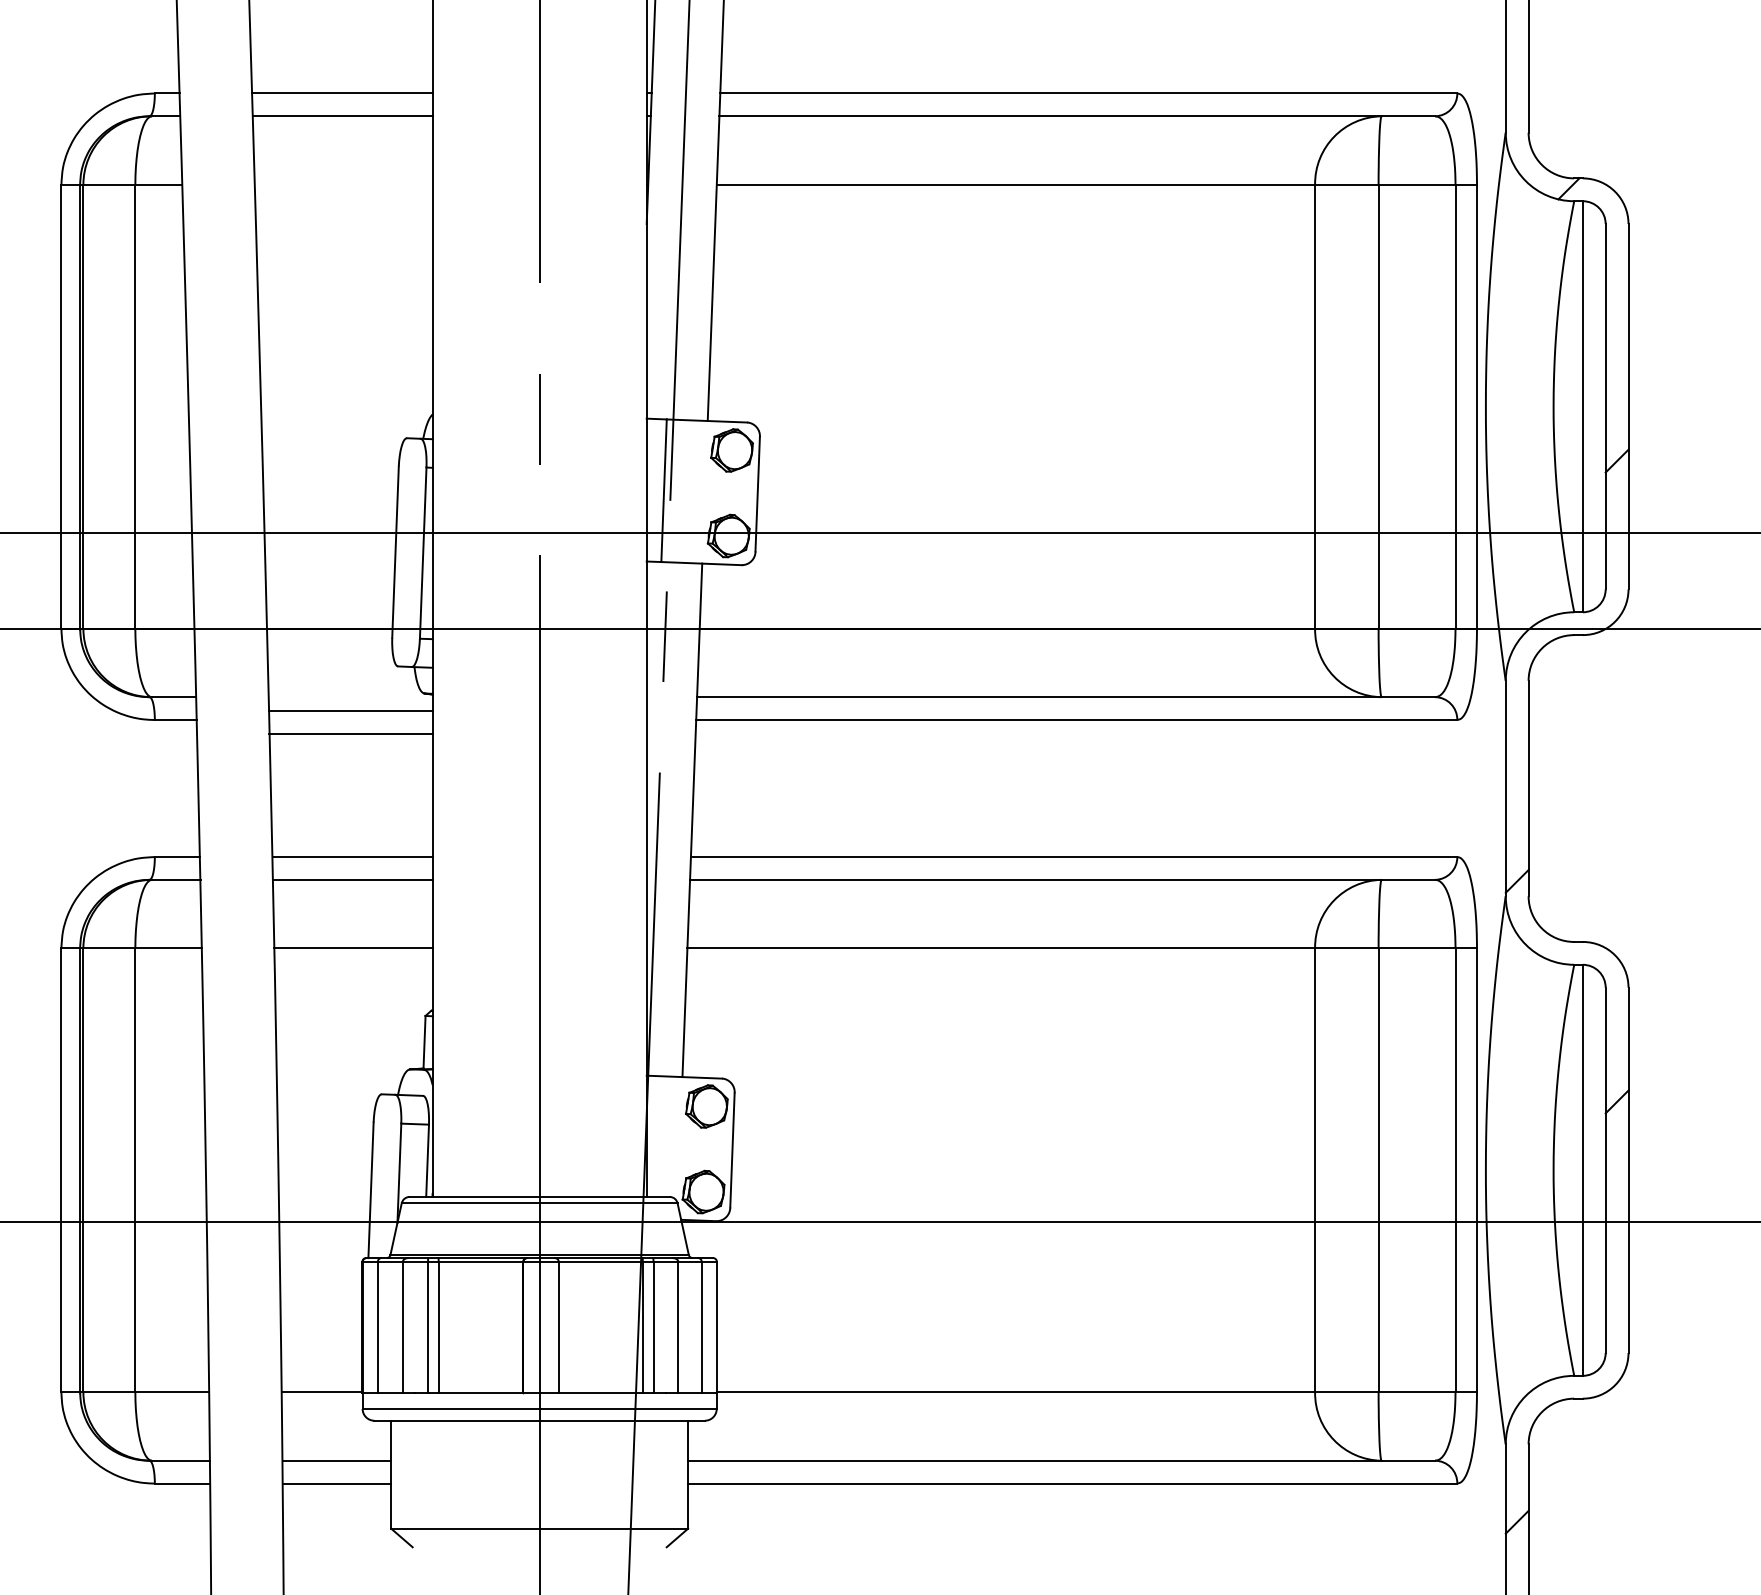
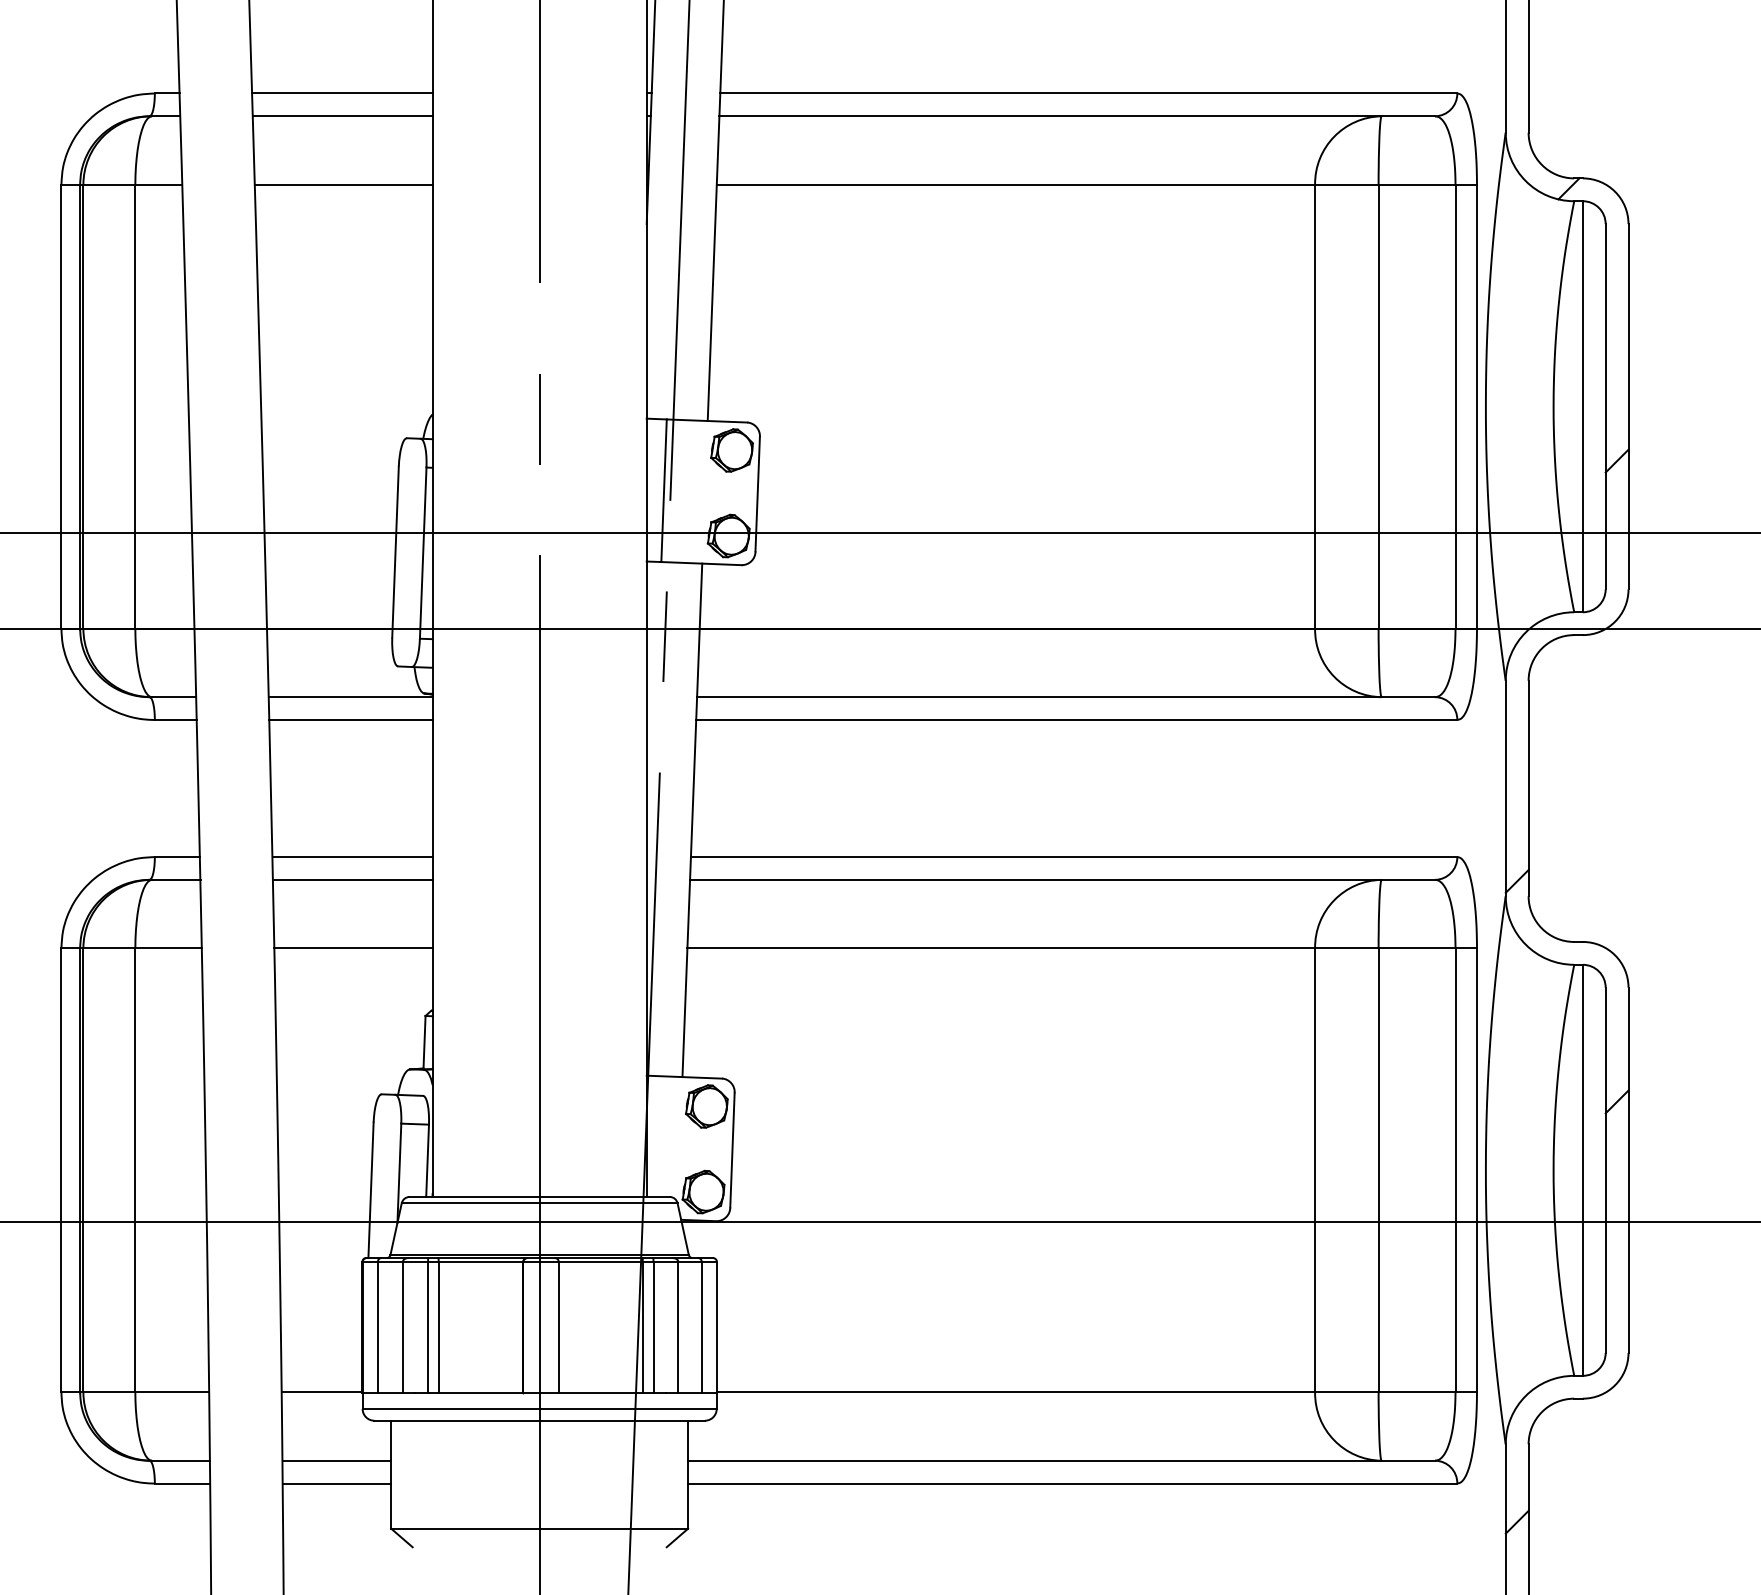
line: none -> present (343, 184)
line position: (350, 711) -> (350, 697) (350, 697)
line position: (350, 734) -> (350, 720) (350, 720)
